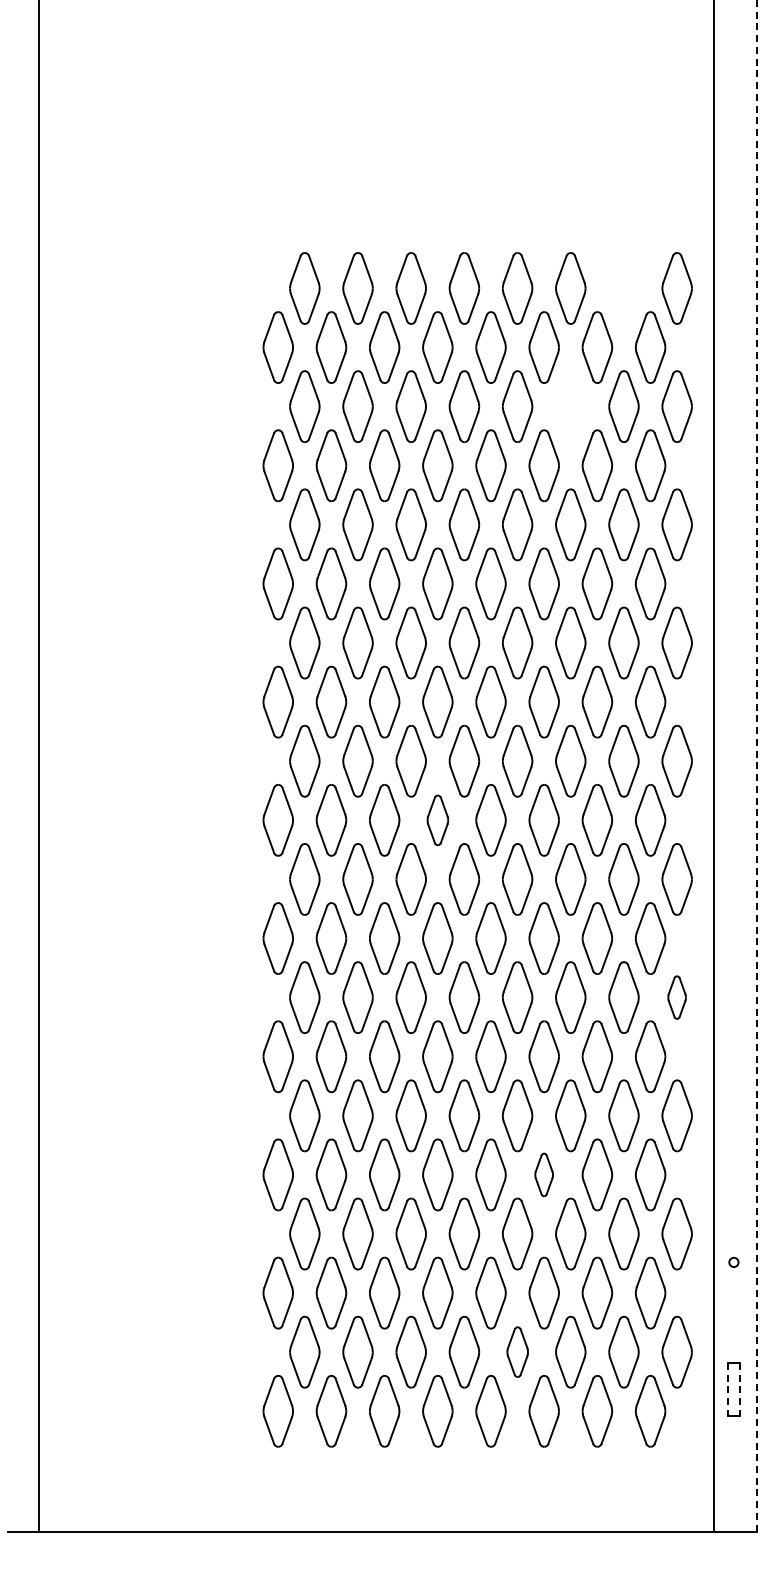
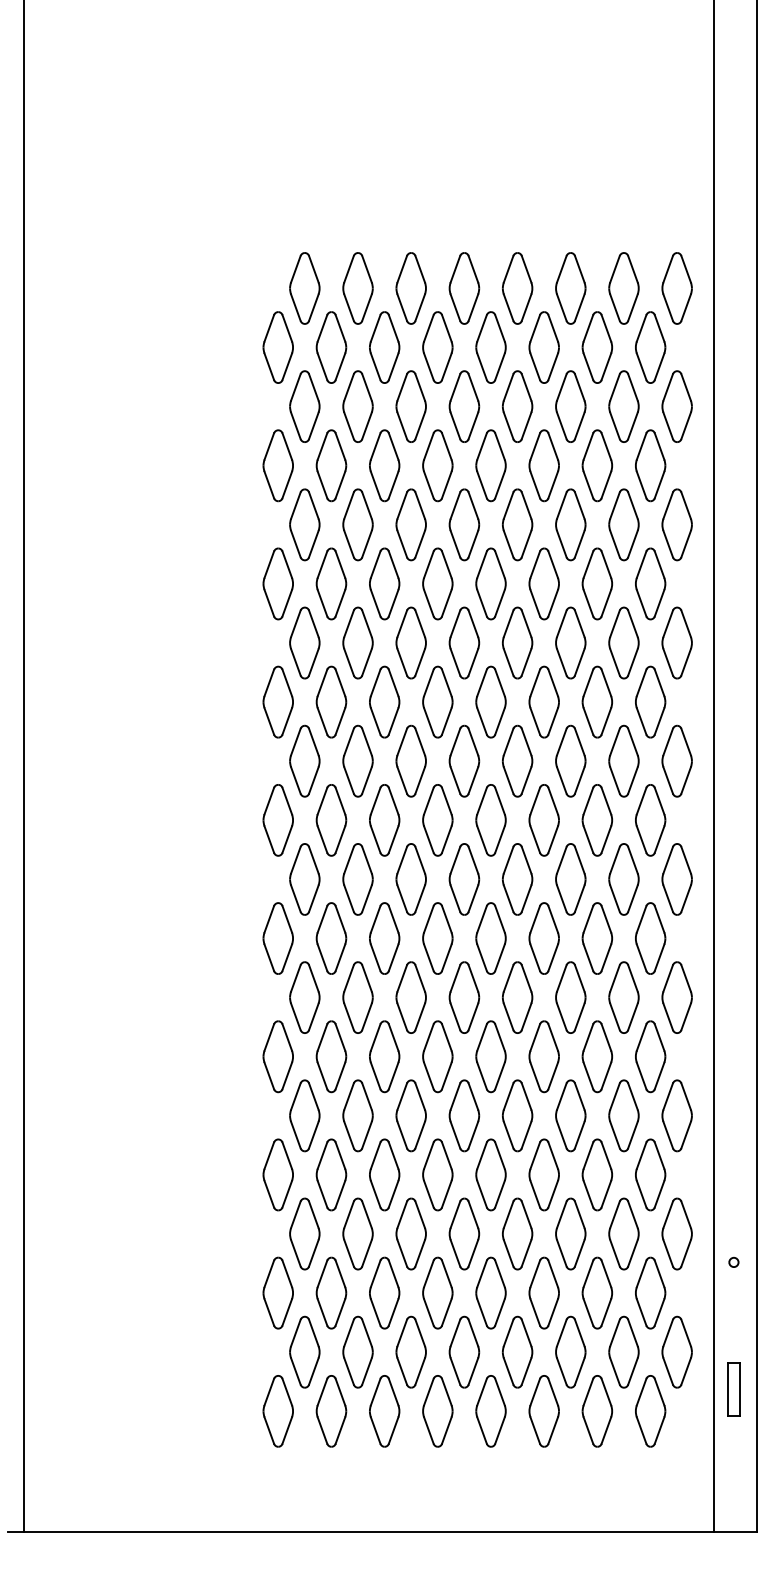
part: none -> present (623, 288)
part: none -> present (570, 406)
line: dashed -> solid (757, 765)
line position: (38, 766) -> (23, 766) (23, 766)
part size: 24x53 px -> 32x73 px (437, 820)
part size: 20x45 px -> 32x73 px (676, 997)
part size: 20x46 px -> 32x74 px (543, 1174)
part size: 23x52 px -> 32x74 px (517, 1351)
line: dashed -> solid (728, 1389)
line: dashed -> solid (739, 1389)
